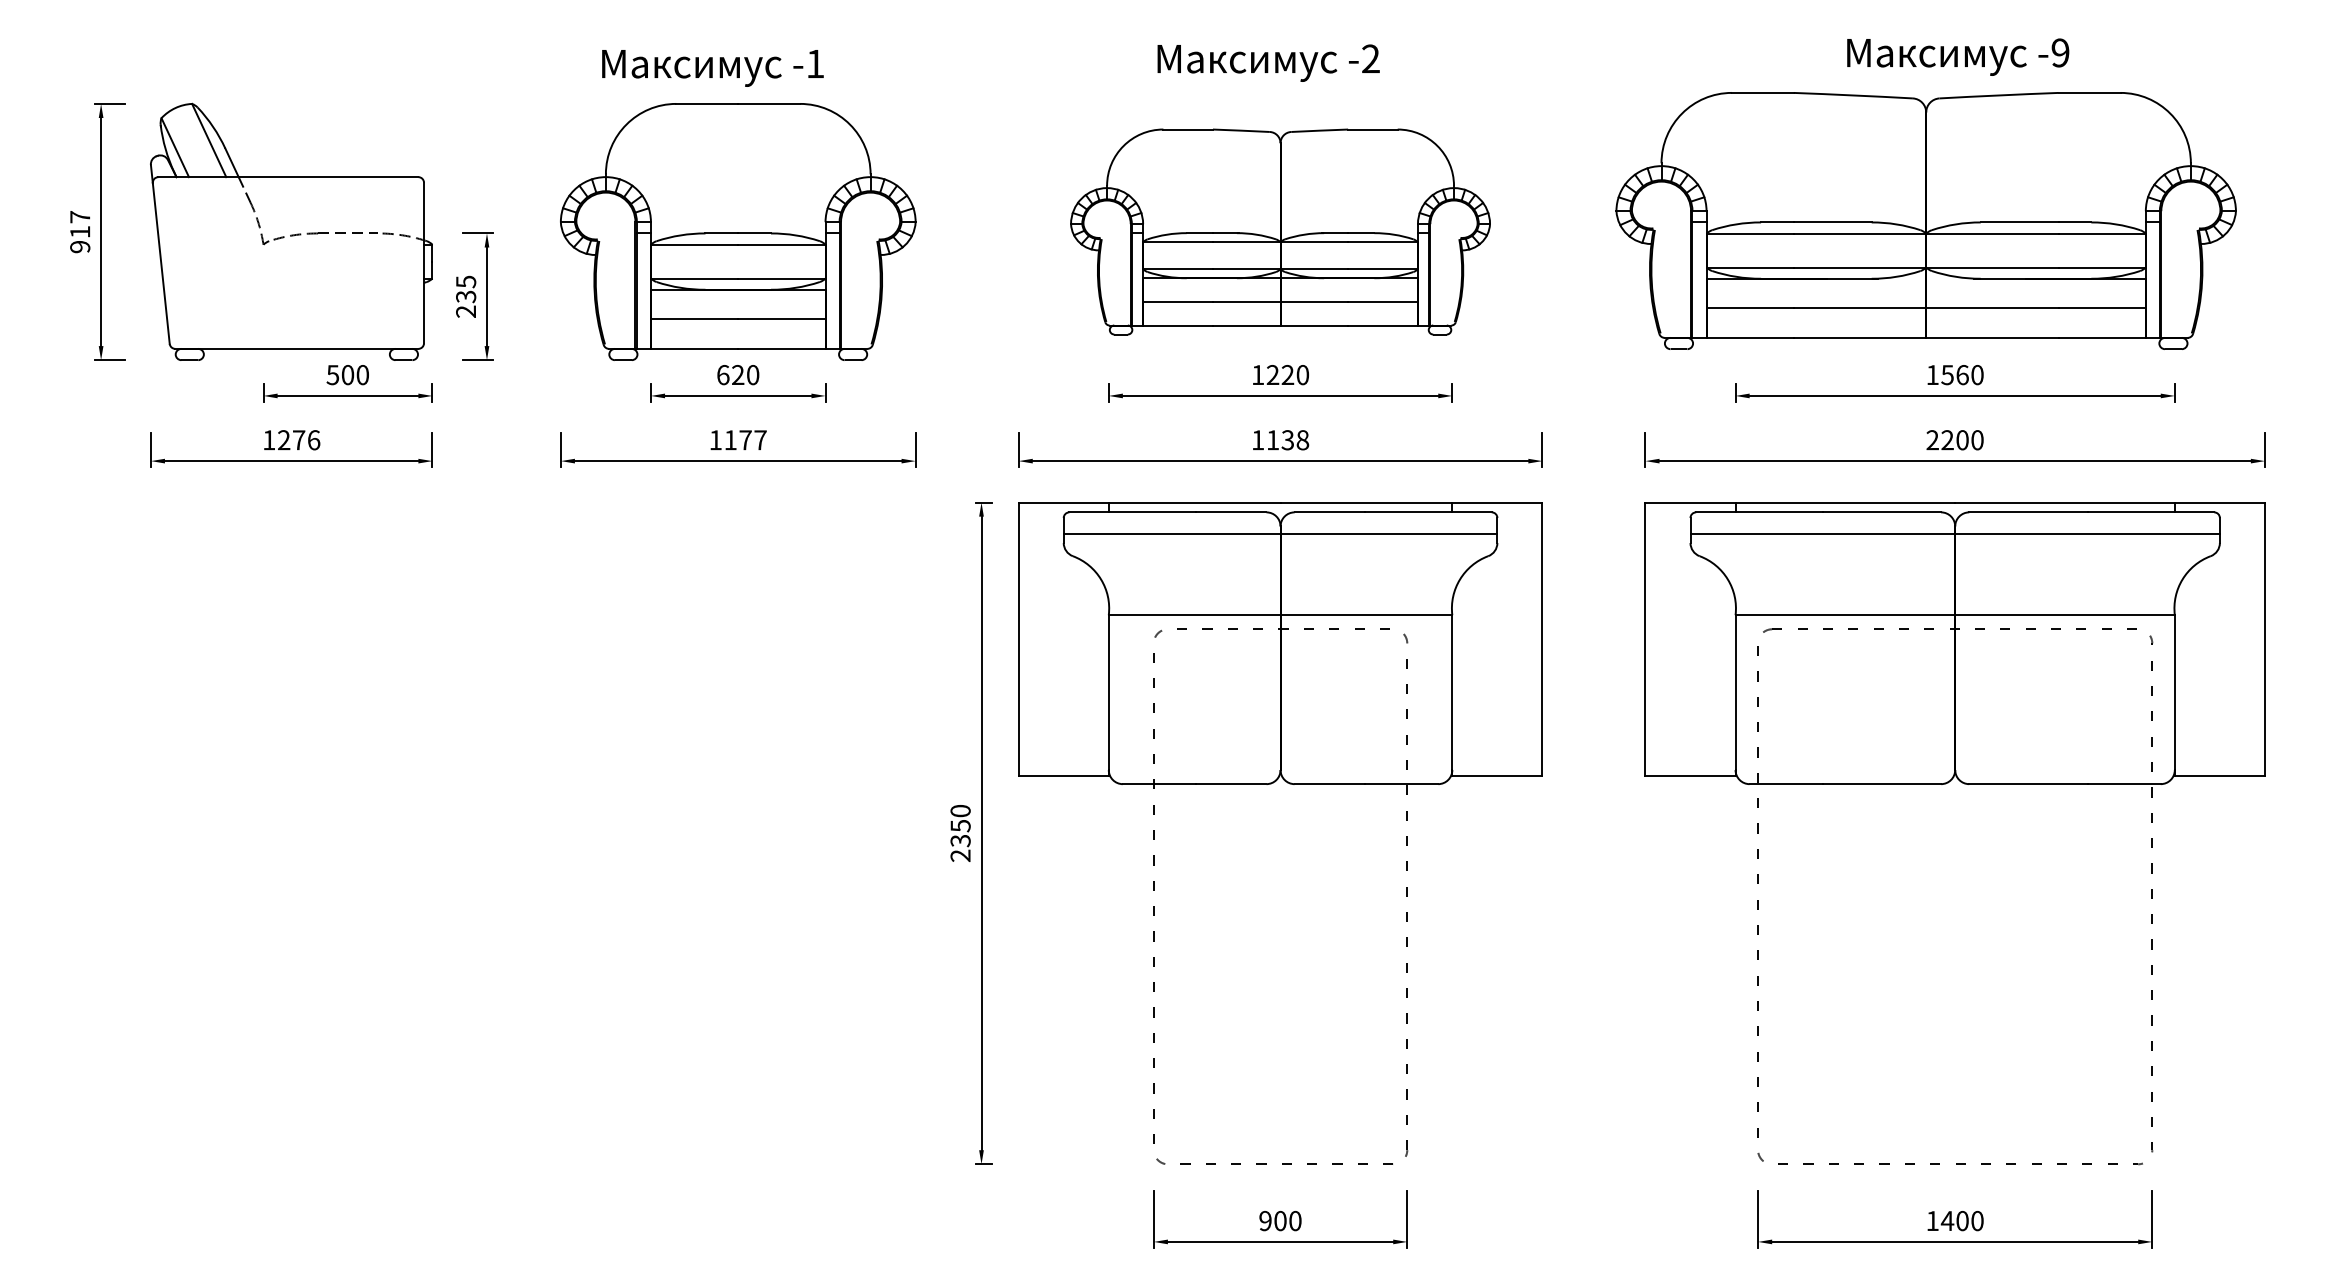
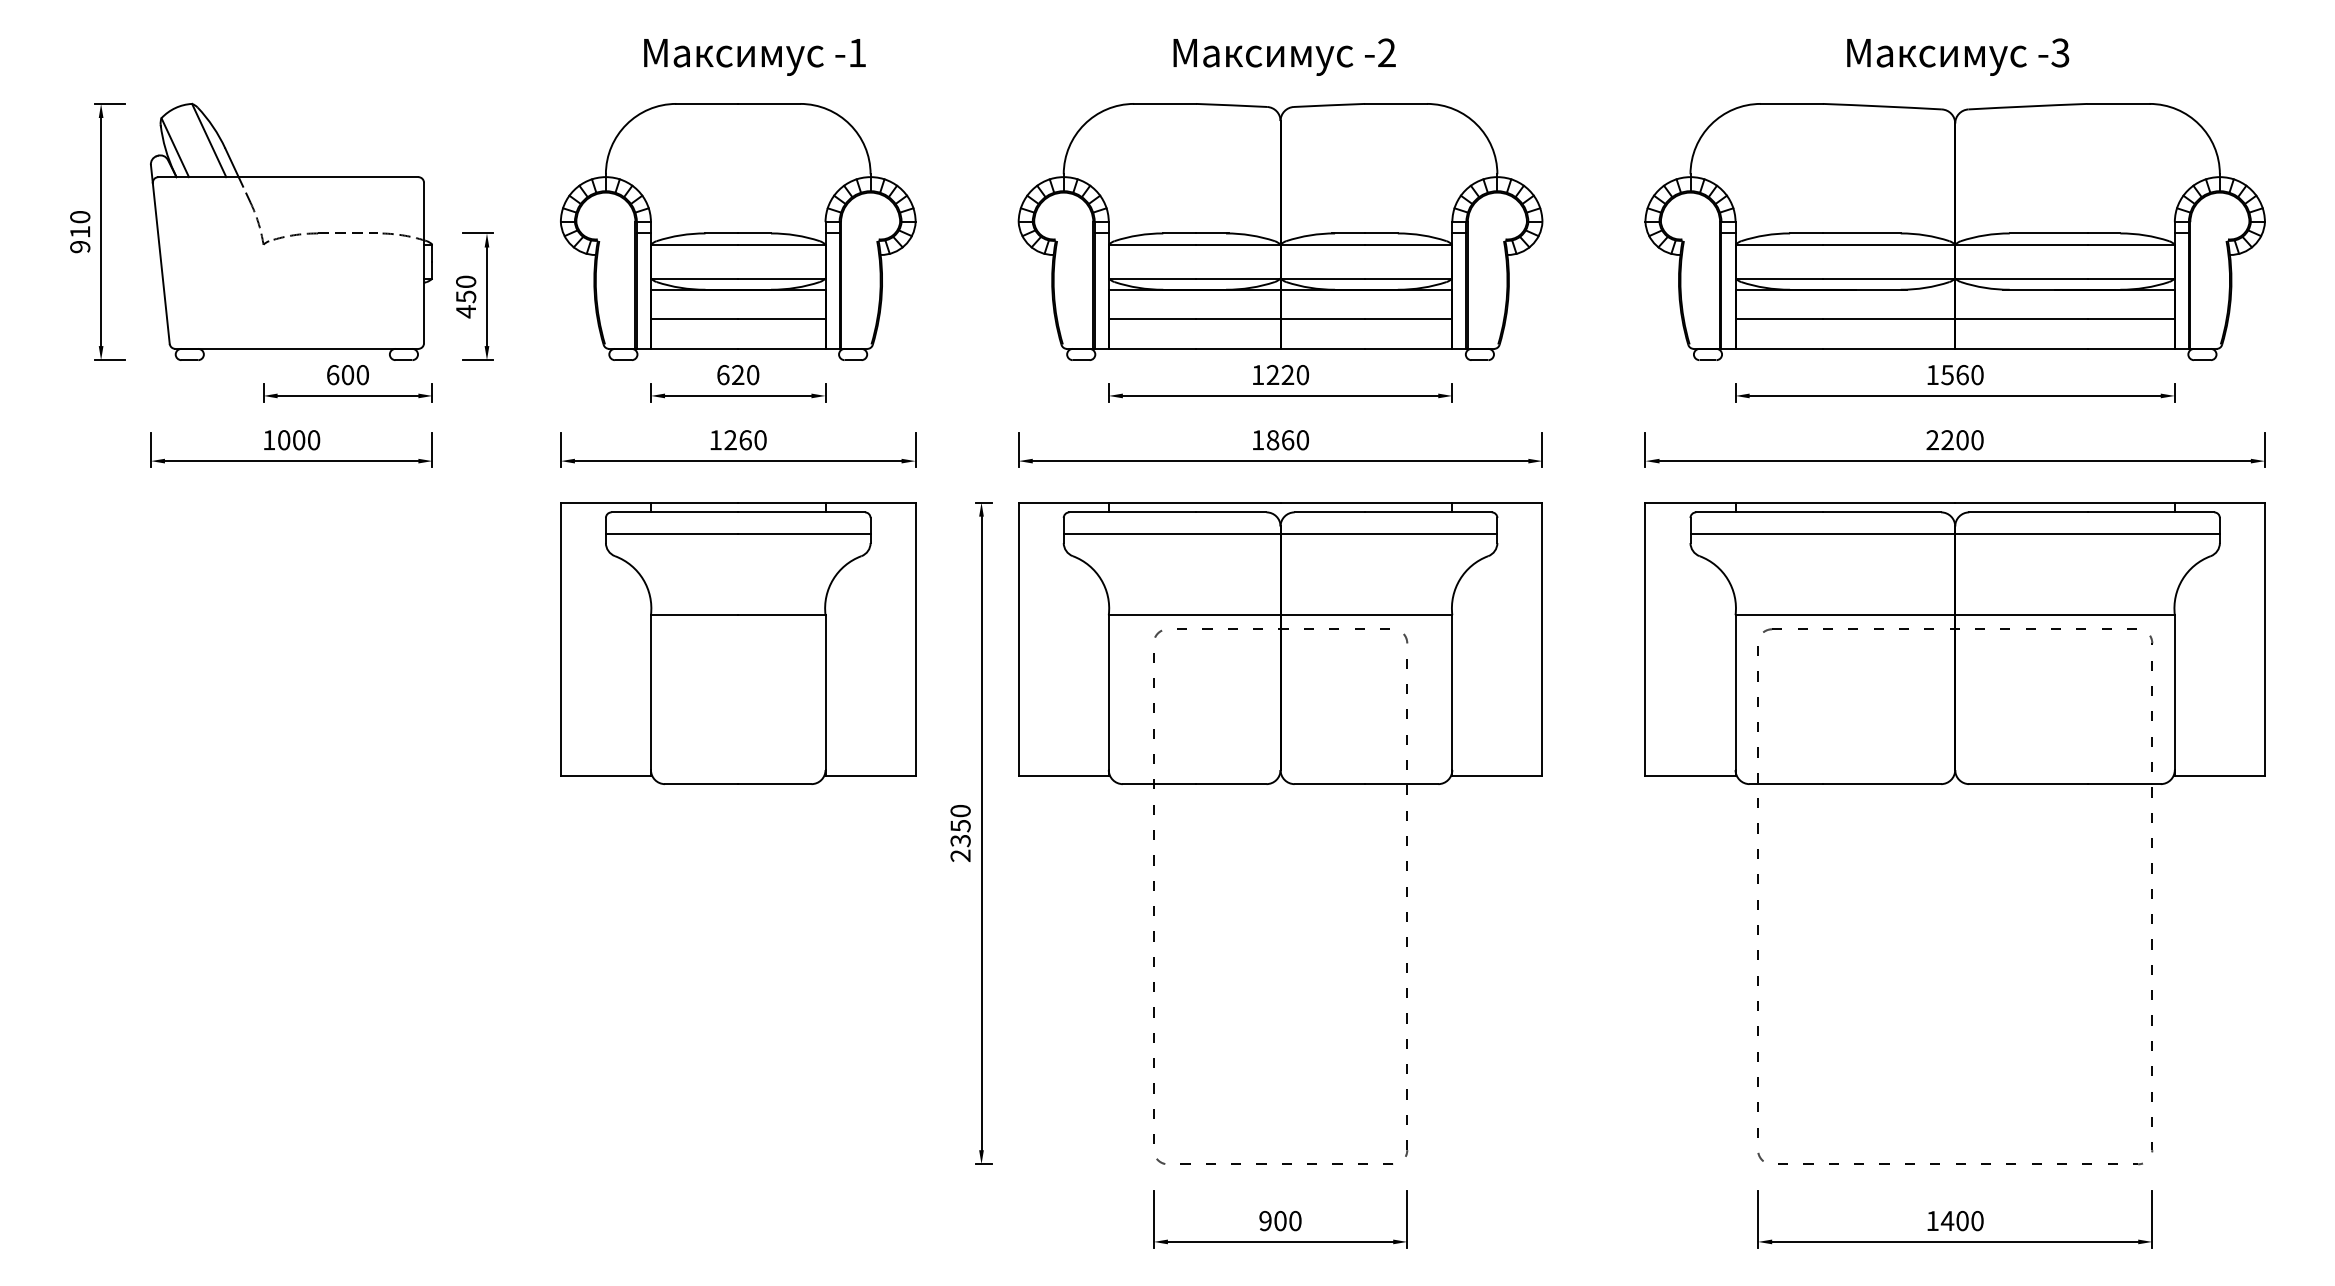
text: -9 -> -3 (2060, 52)
text position: (1268, 62) -> (1284, 56) (1284, 56)
text position: (712, 68) -> (754, 57) (754, 57)
text: 917 -> 910 (80, 217)
part position: (1925, 220) -> (1954, 231) (1954, 231)
part size: 421x208 px -> 527x258 px (1280, 231)
text: 235 -> 450 (466, 296)
text: 500 -> 600 (332, 375)
text: 1276 -> 1000 (299, 440)
text: 1177 -> 1260 (745, 440)
text: 1138 -> 1860 (1288, 440)
part: none -> present (738, 643)
